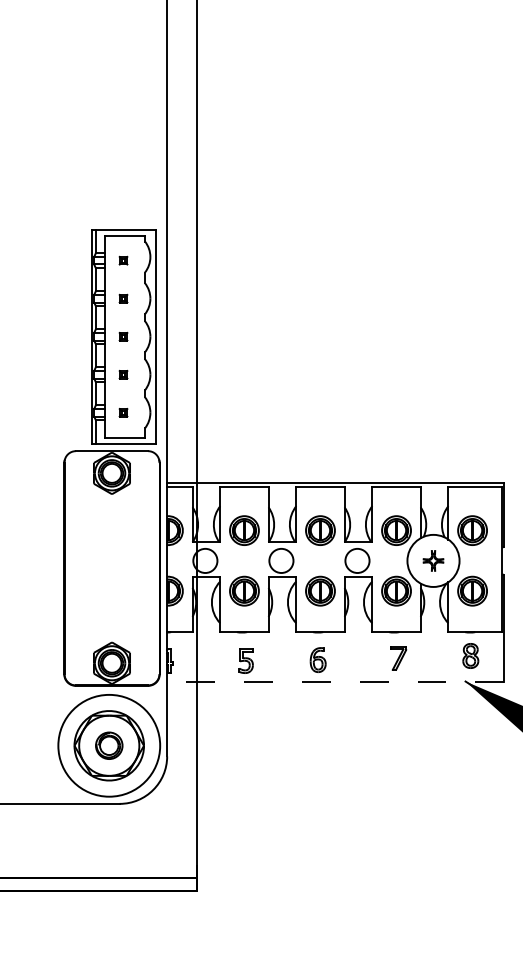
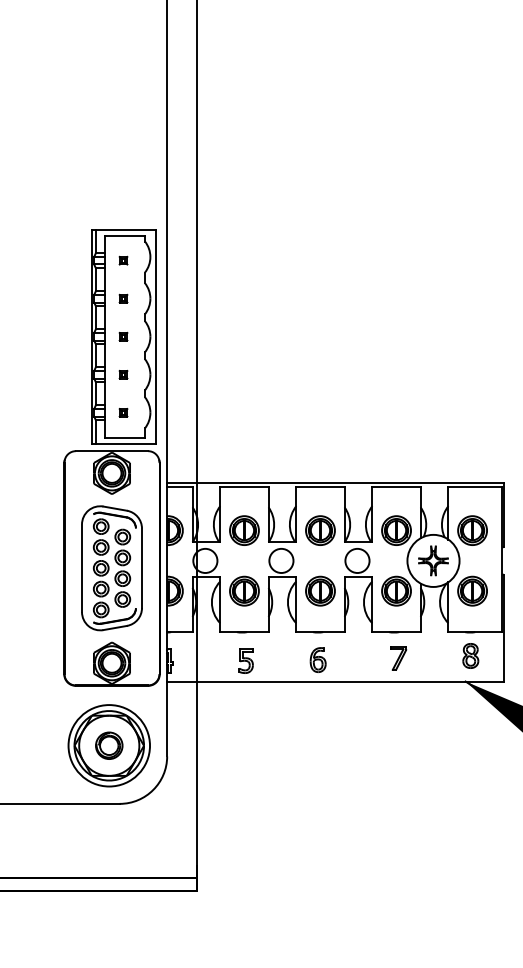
part size: 23x22 px -> 31x32 px (433, 560)
part: none -> present (111, 568)
line: dashed -> solid (335, 681)
circle diameter: 102 px -> 81 px (109, 745)
